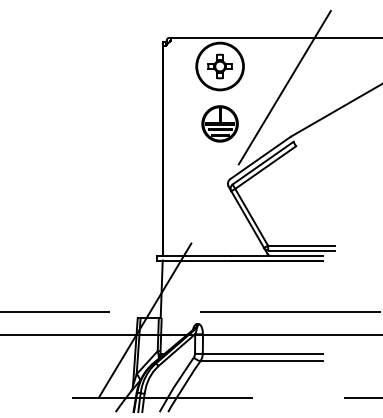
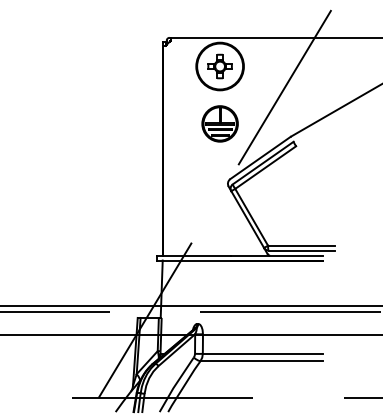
line: none -> present (190, 305)
